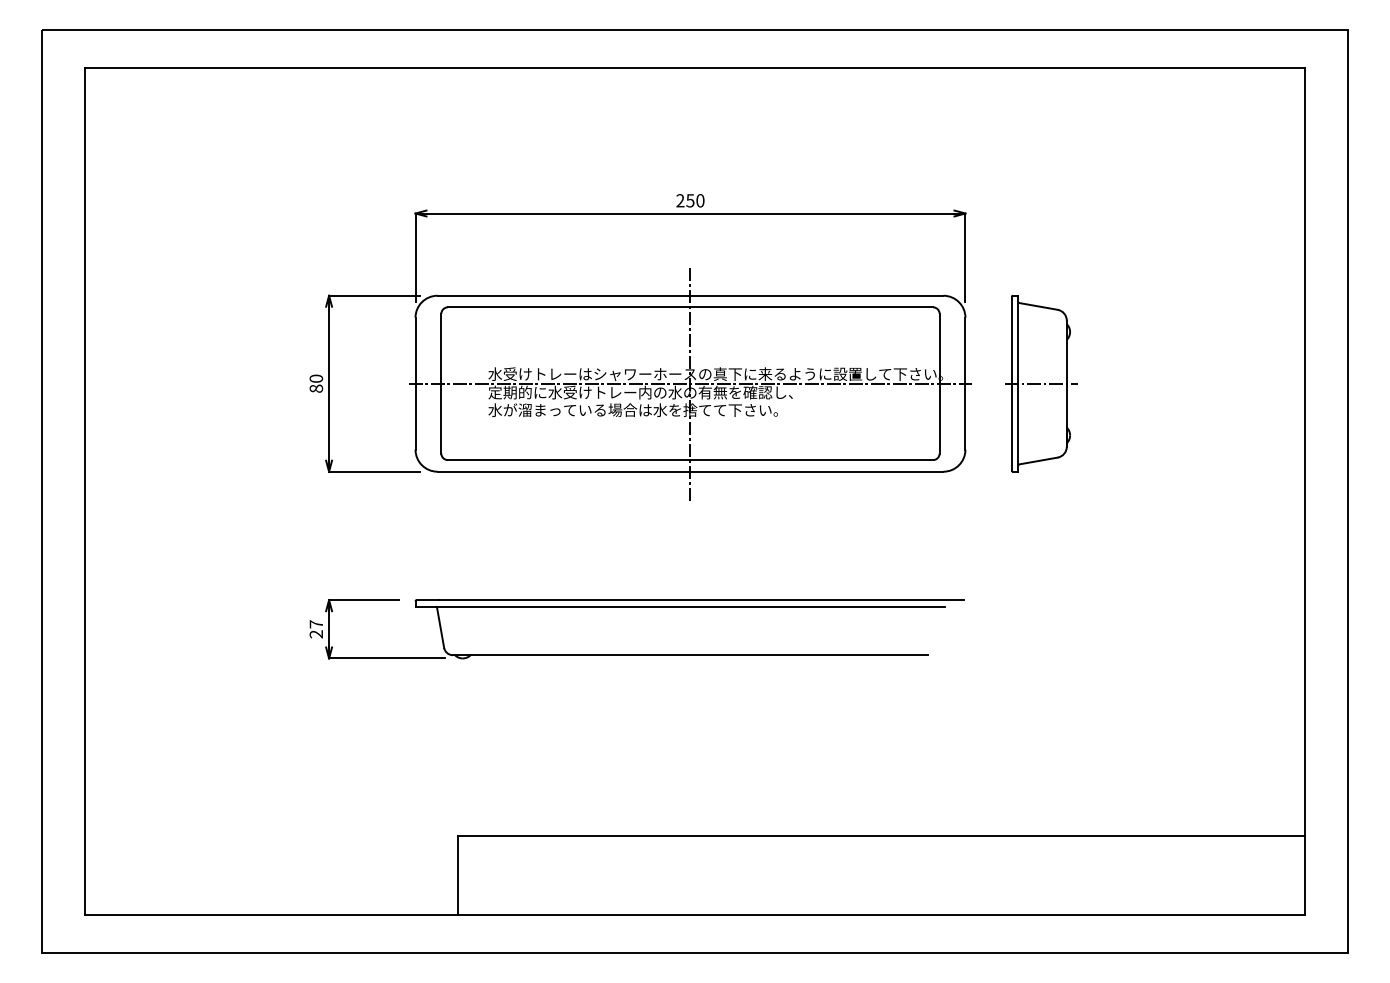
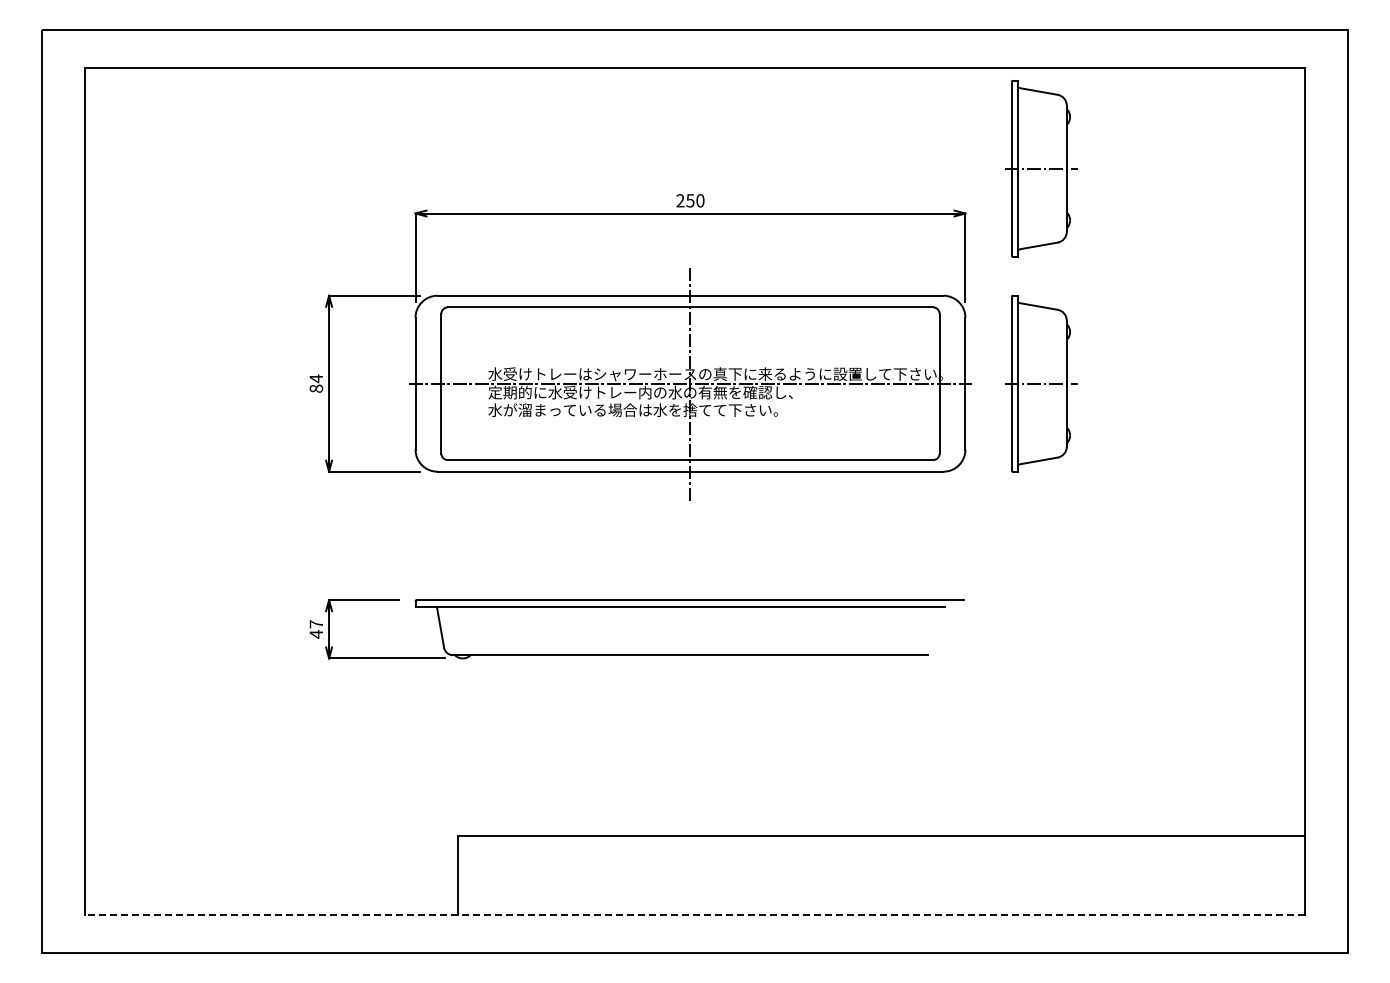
part: none -> present (1041, 168)
text: 80 -> 84 (316, 378)
text: 27 -> 47 (315, 633)
line: solid -> dashed (694, 914)
